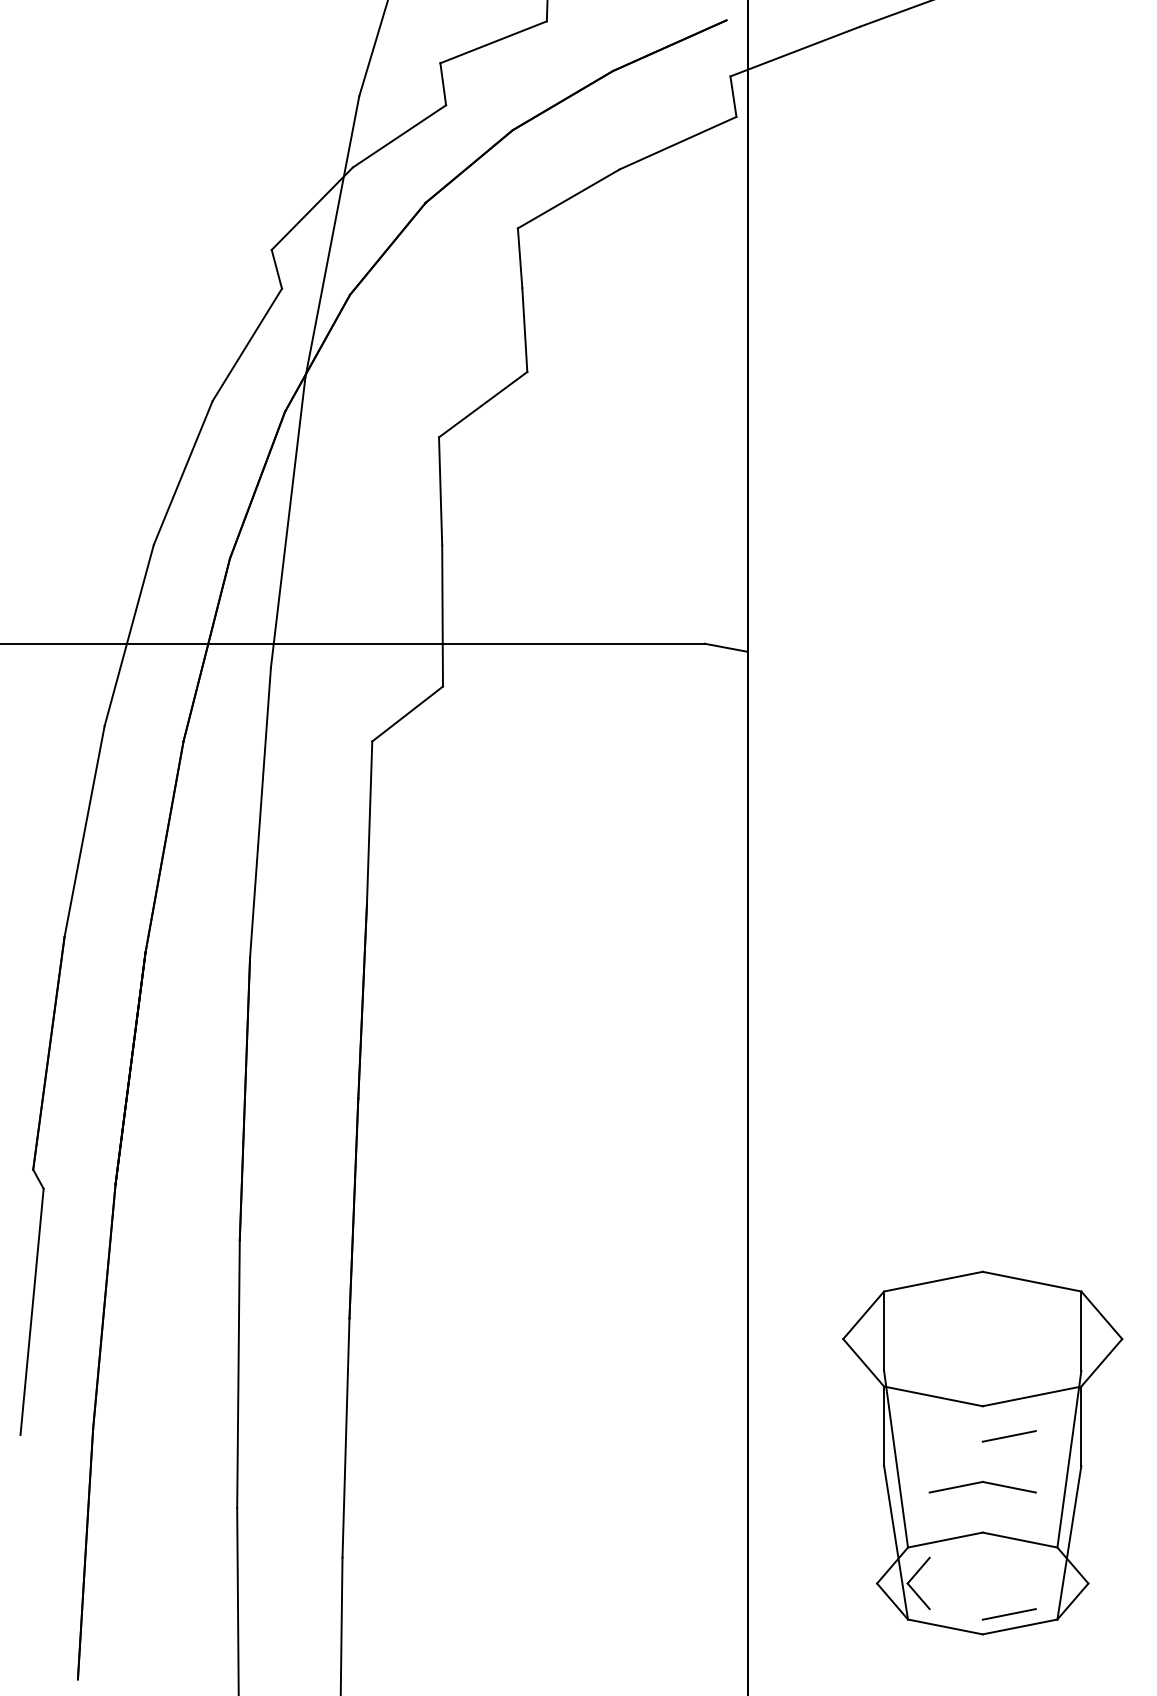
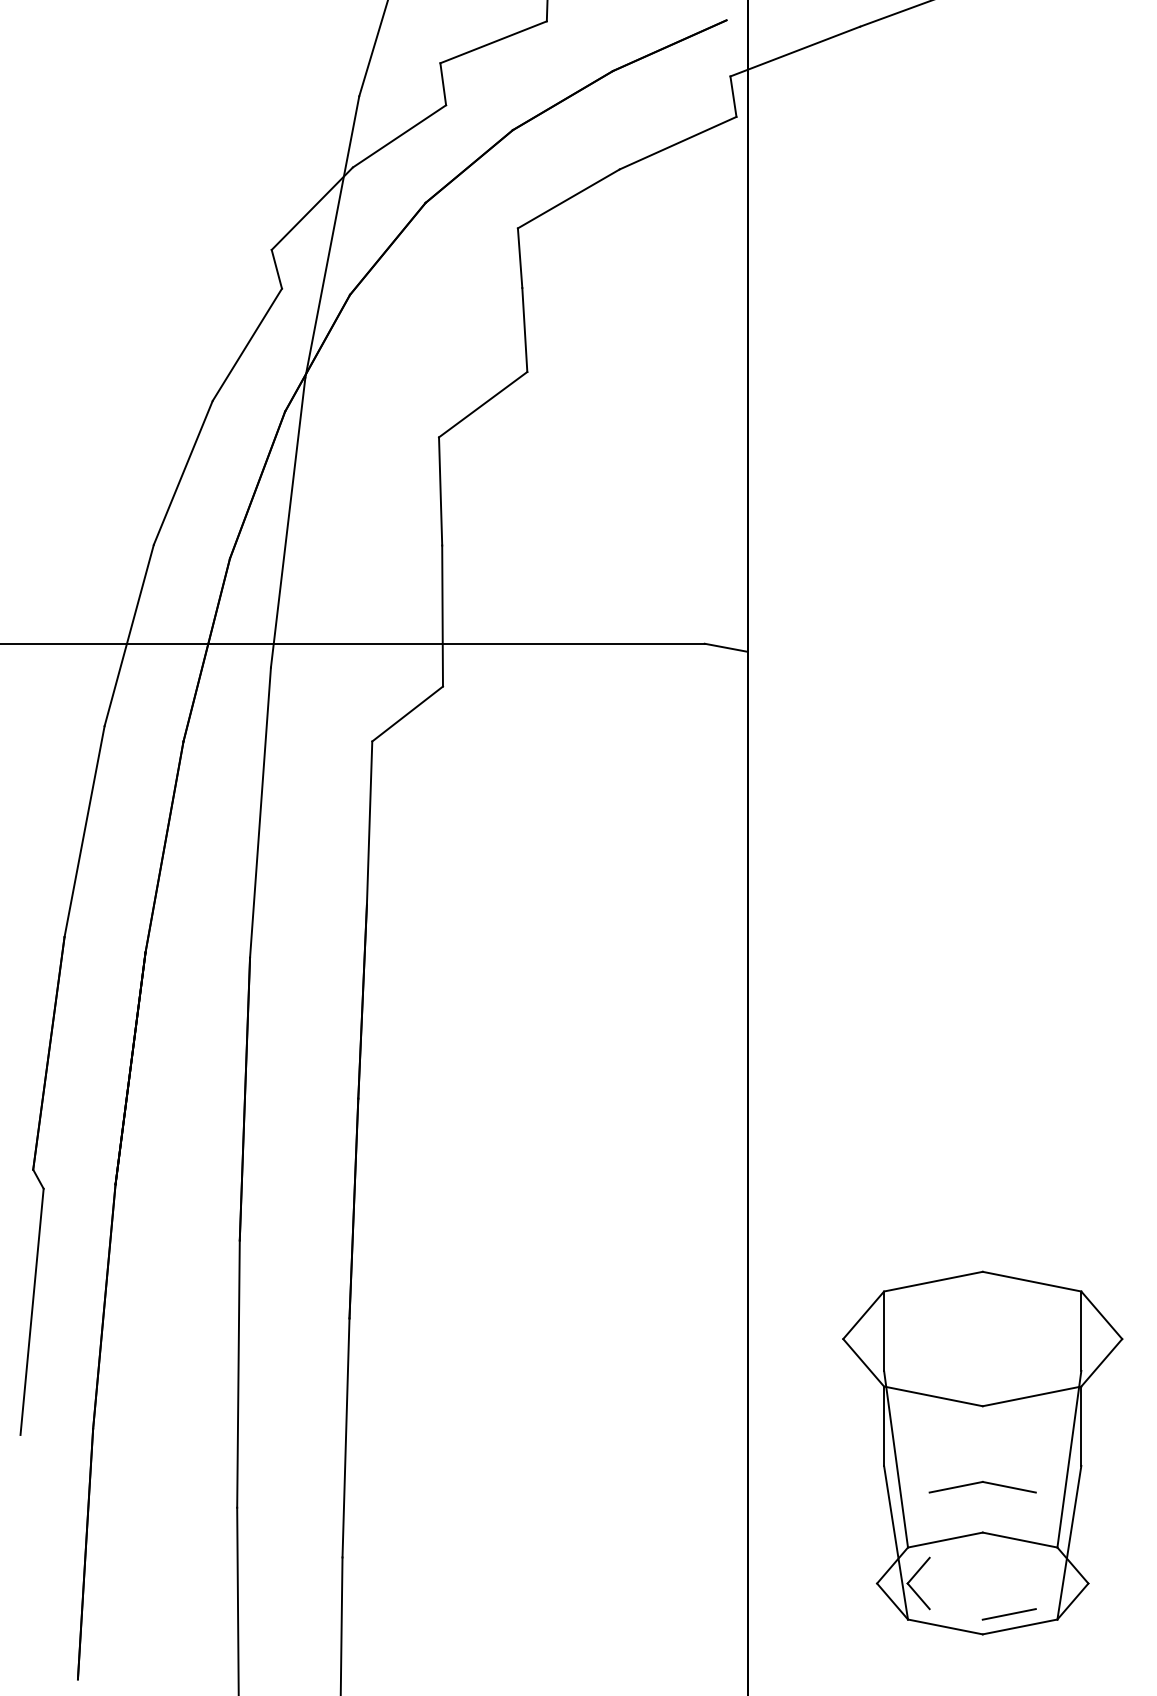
line: present -> none (1008, 1436)
